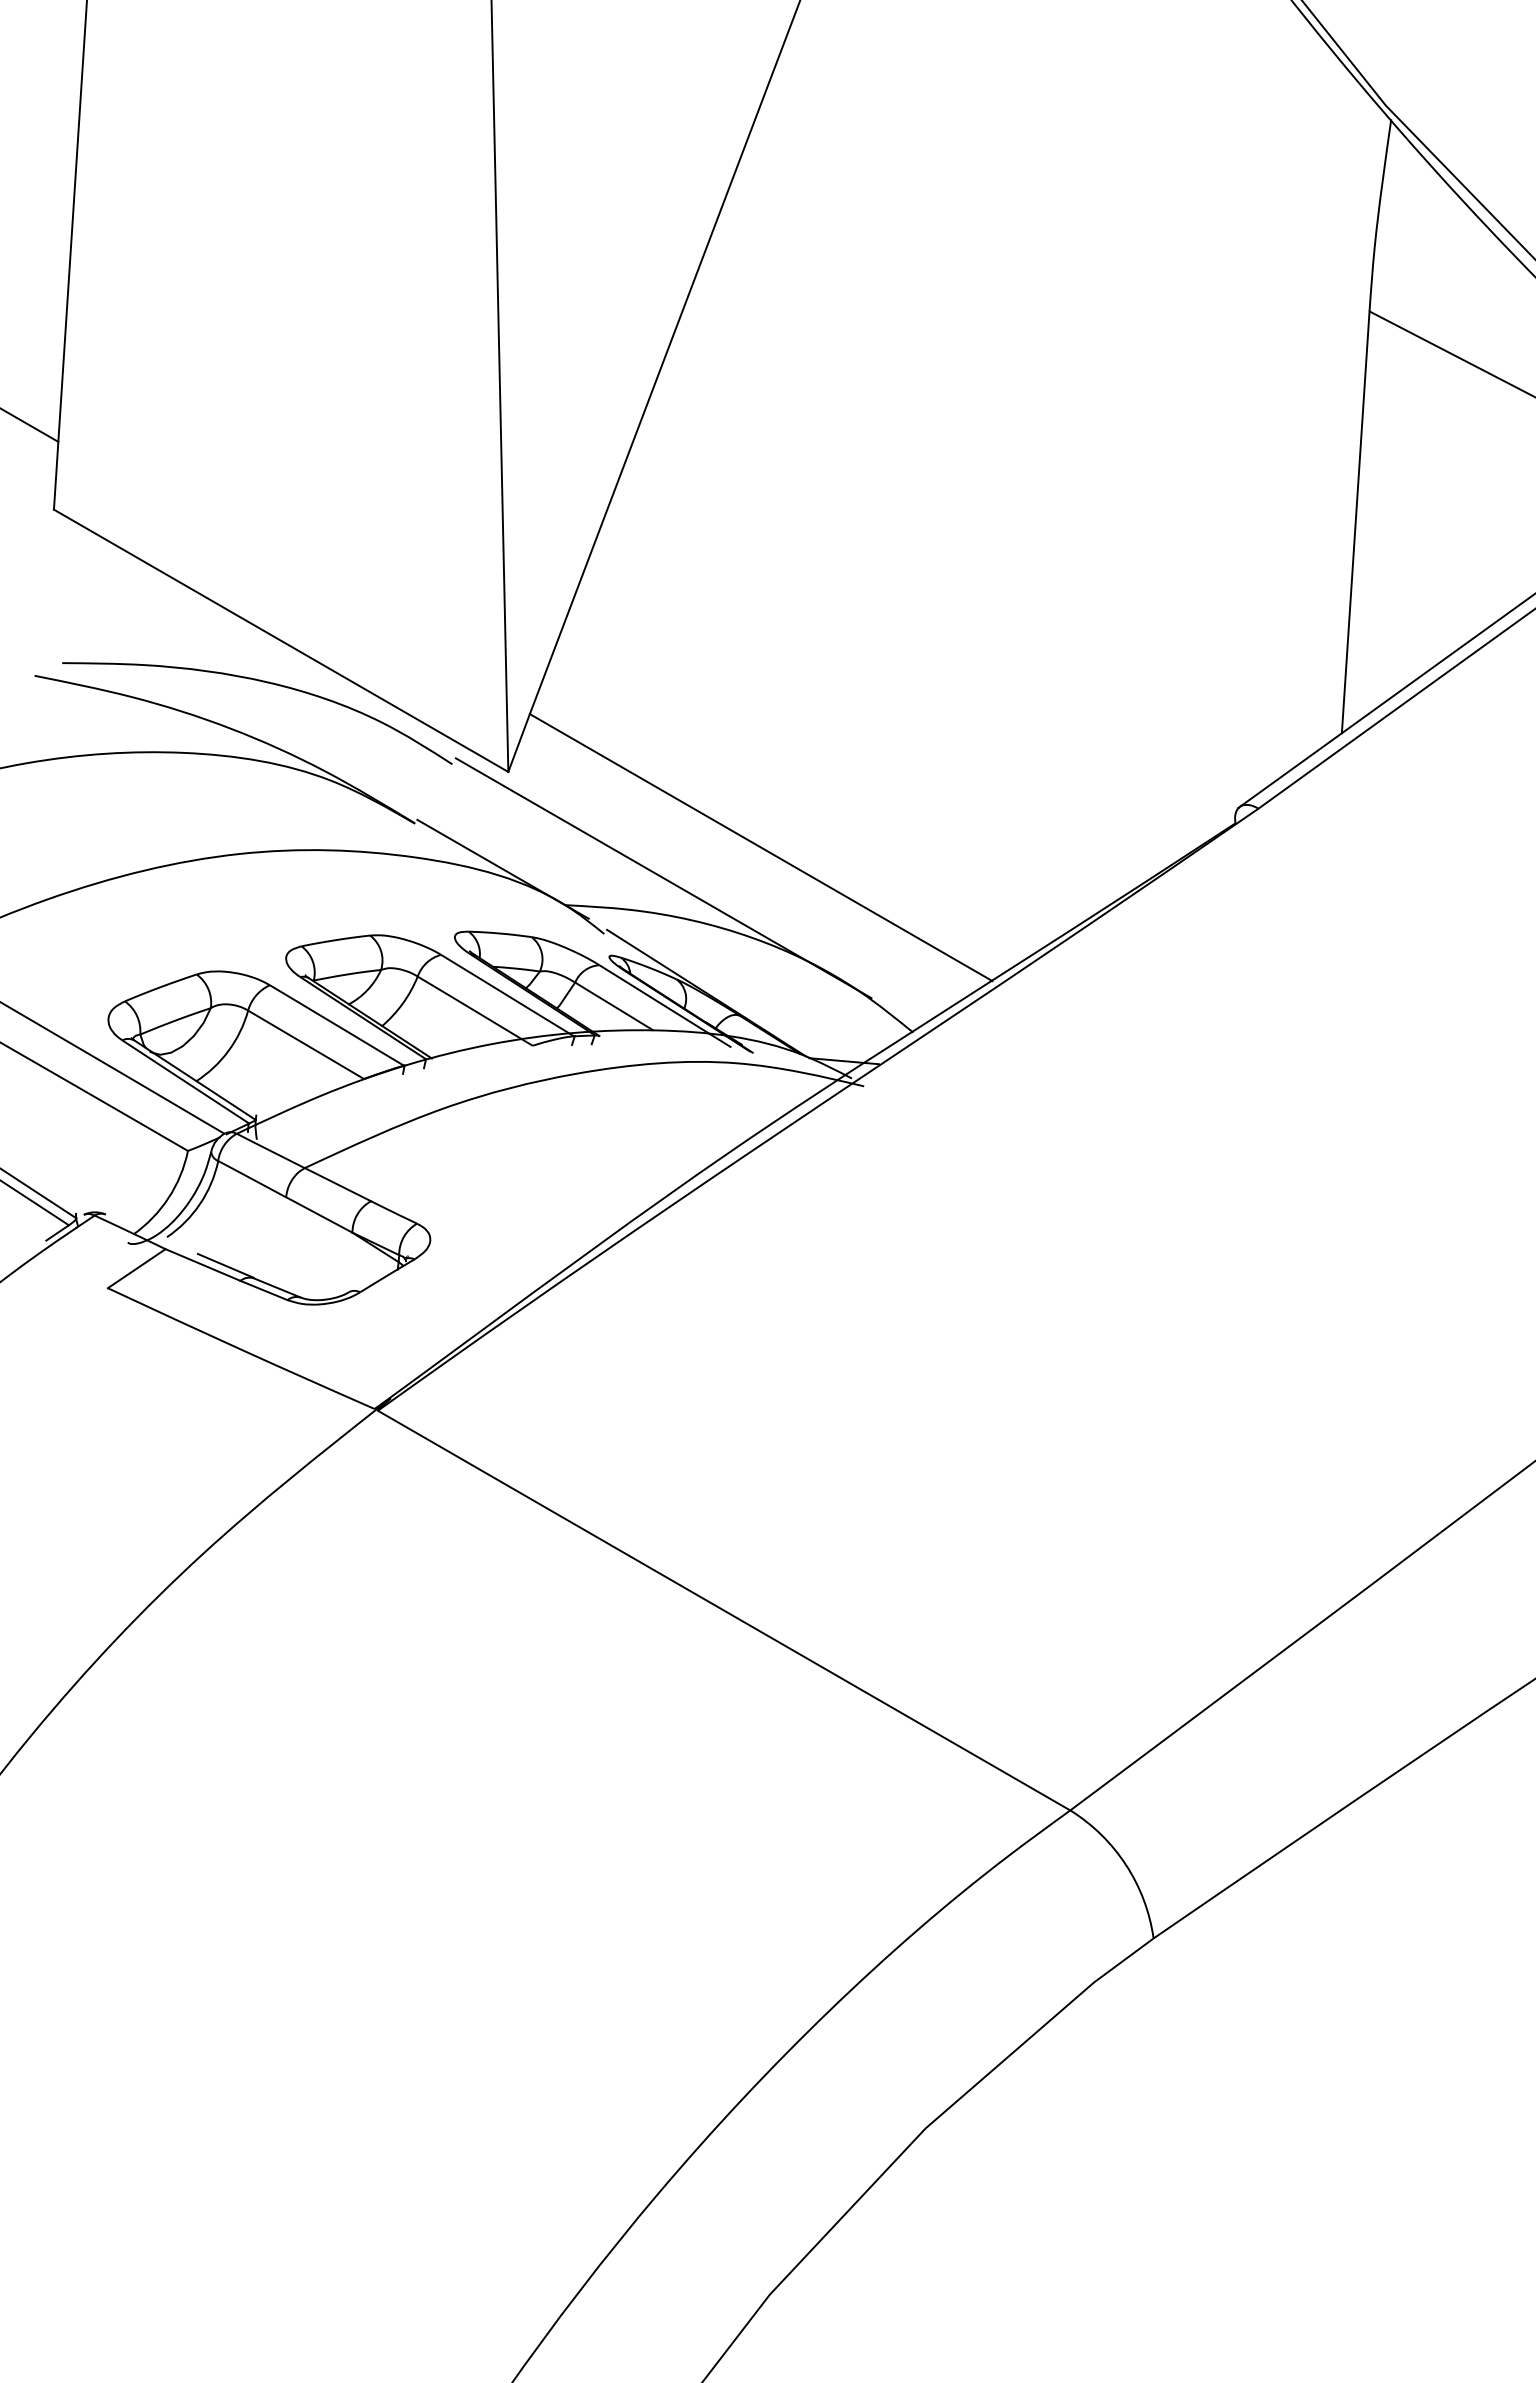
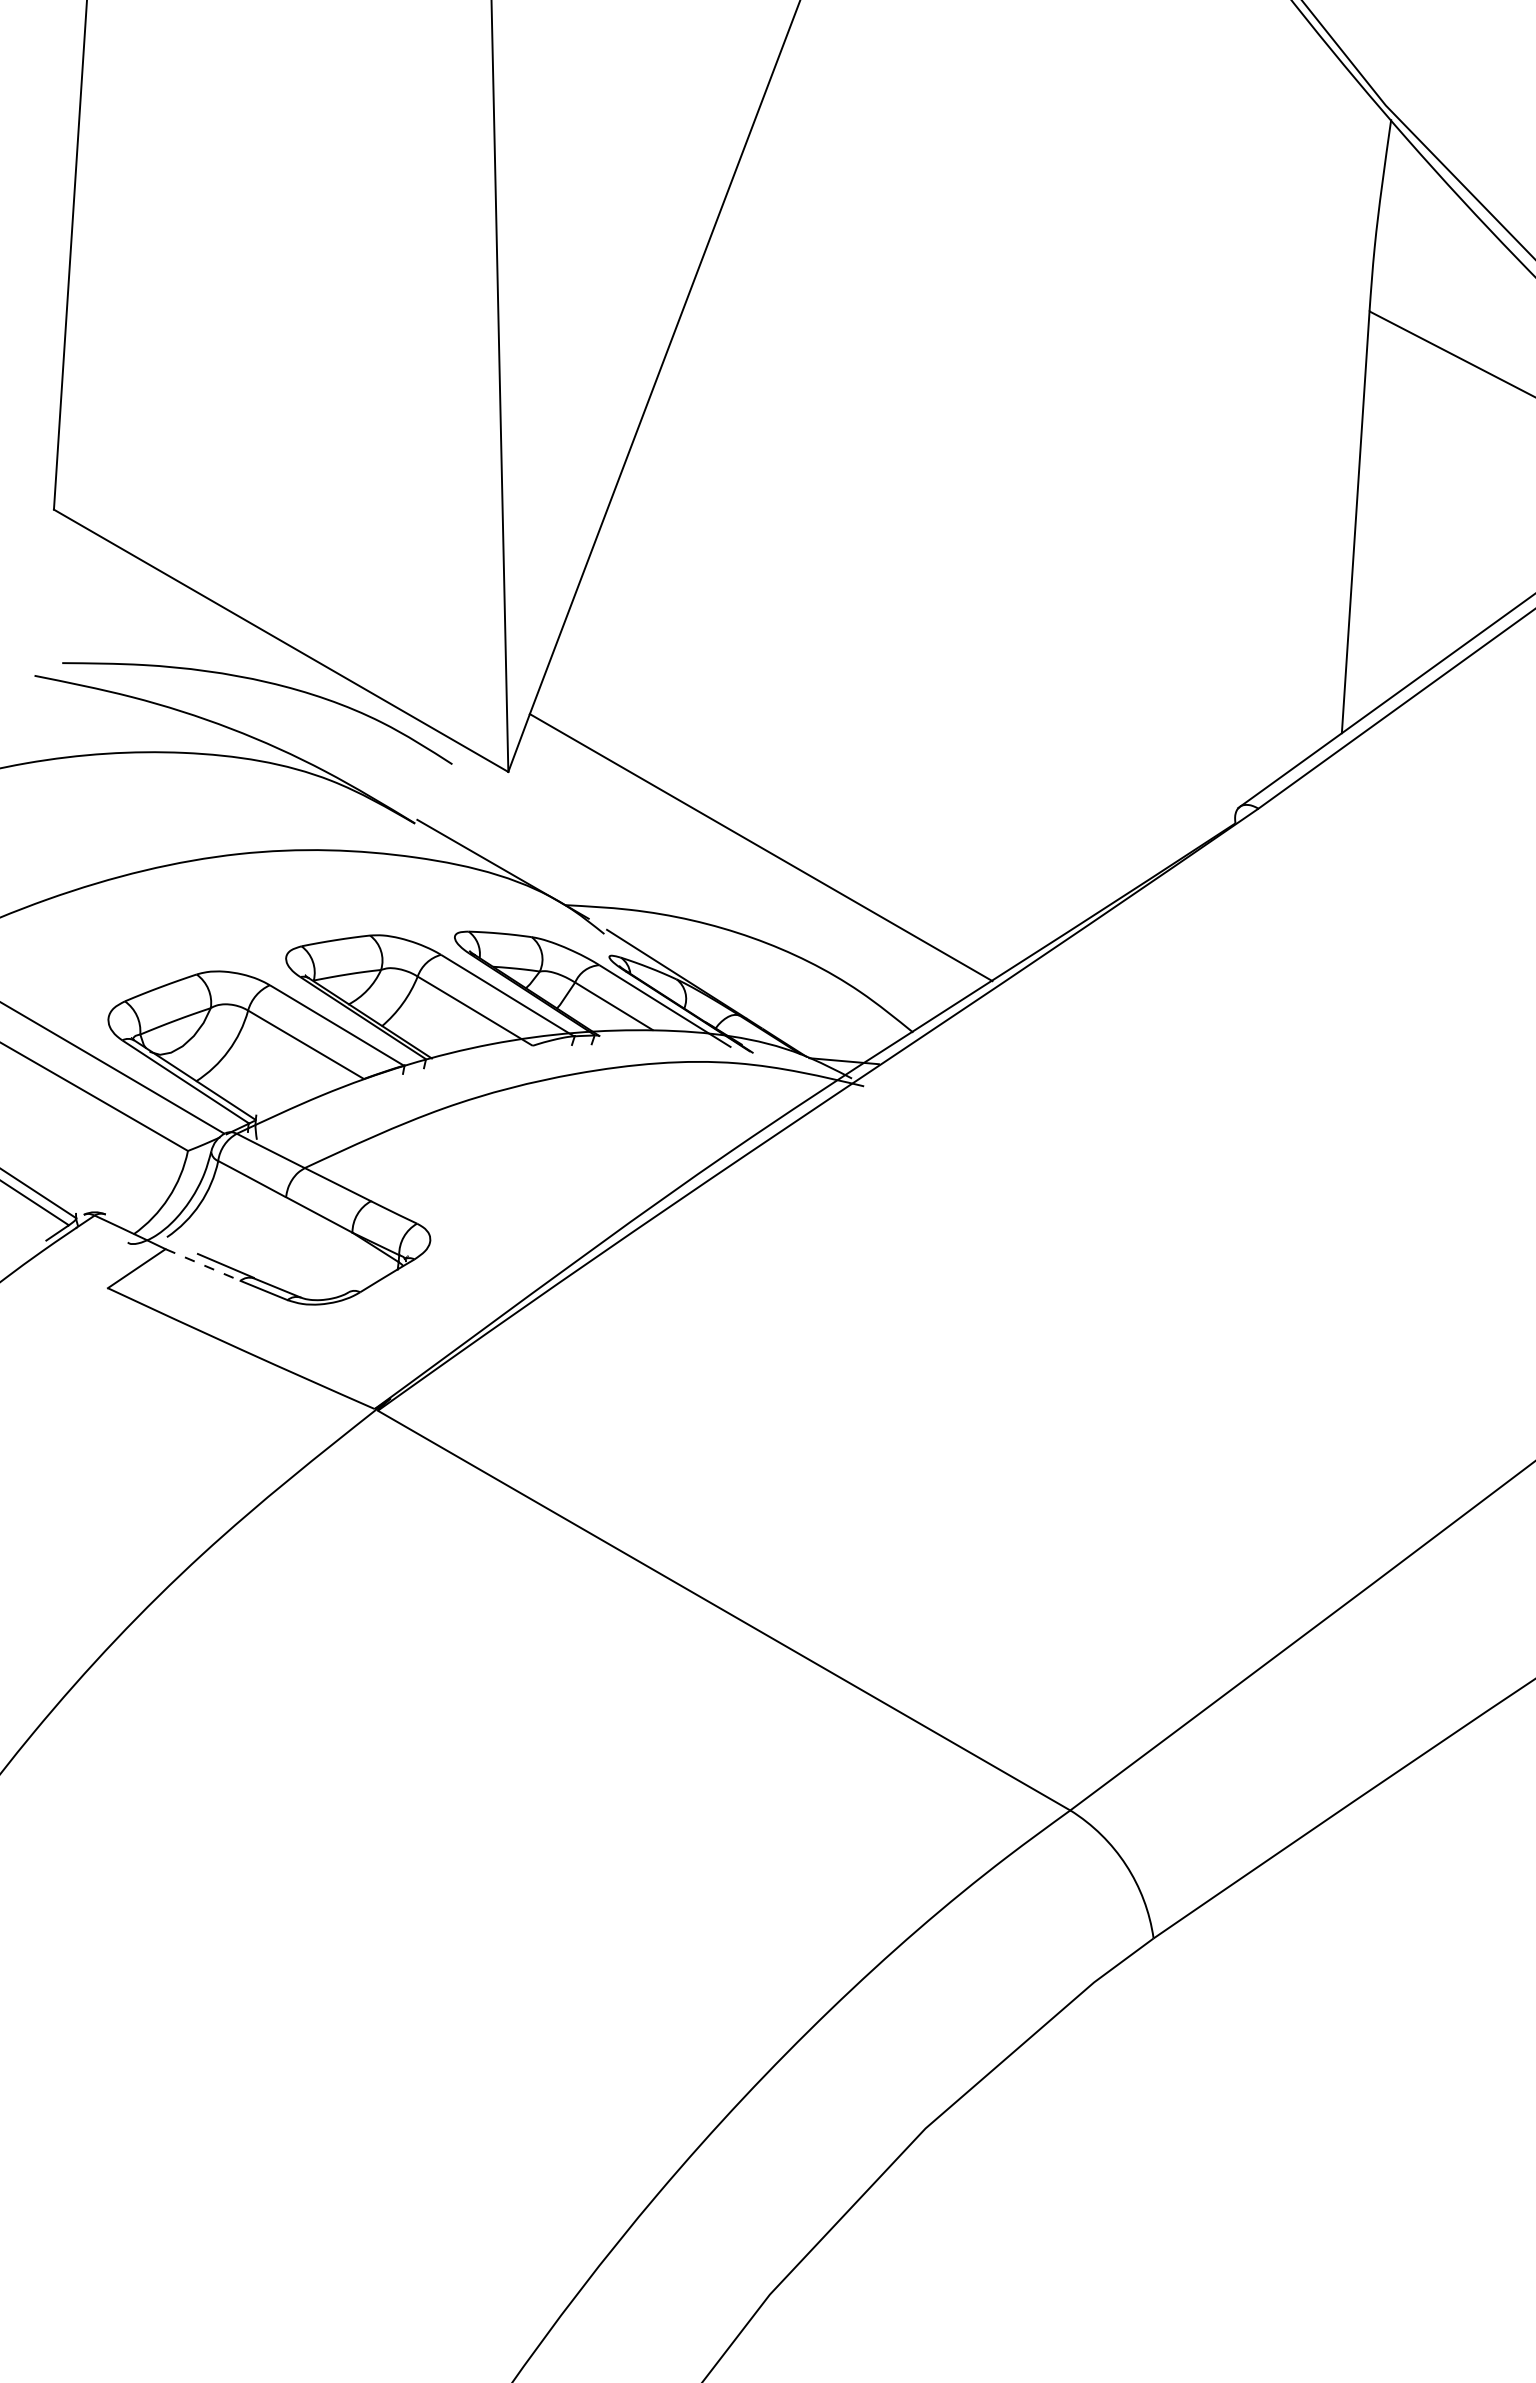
line: present -> none (30, 425)
line: present -> none (663, 878)
line: solid -> dashed (203, 1265)
